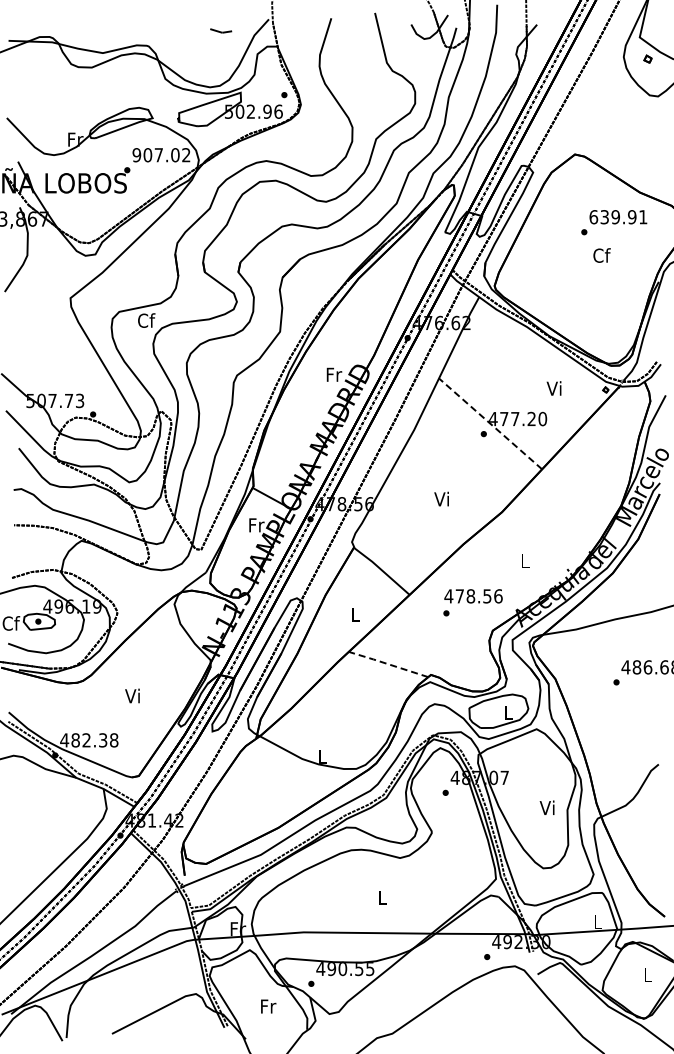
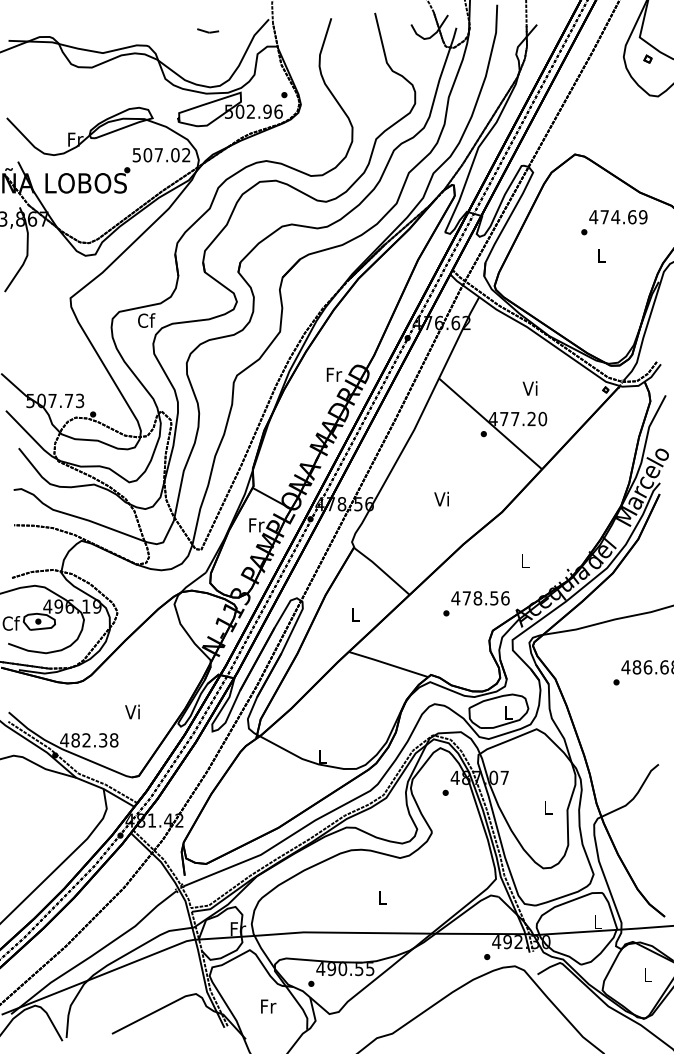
part position: (221, 30) -> (208, 30) (208, 30)
text: 907.02 -> 507.02 (136, 155)
text: 639.91 -> 474.69 (618, 217)
text: Cf -> L (601, 255)
text position: (553, 388) -> (529, 388) (529, 388)
line: dashed -> solid (490, 423)
text position: (473, 596) -> (480, 598) (480, 598)
line: dashed -> solid (387, 664)
text position: (132, 695) -> (132, 711) (132, 711)
text: Vi -> L (546, 807)
